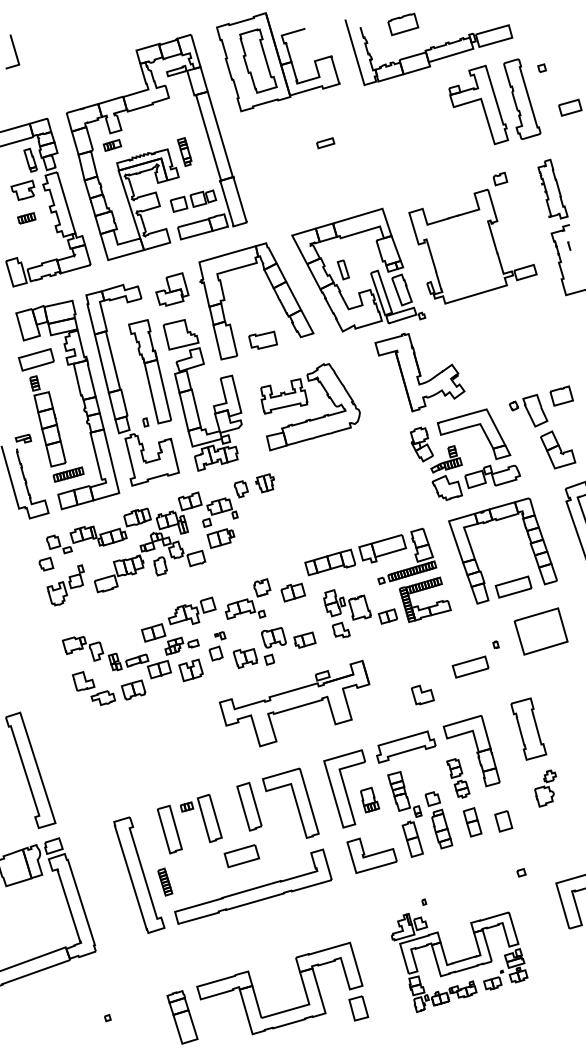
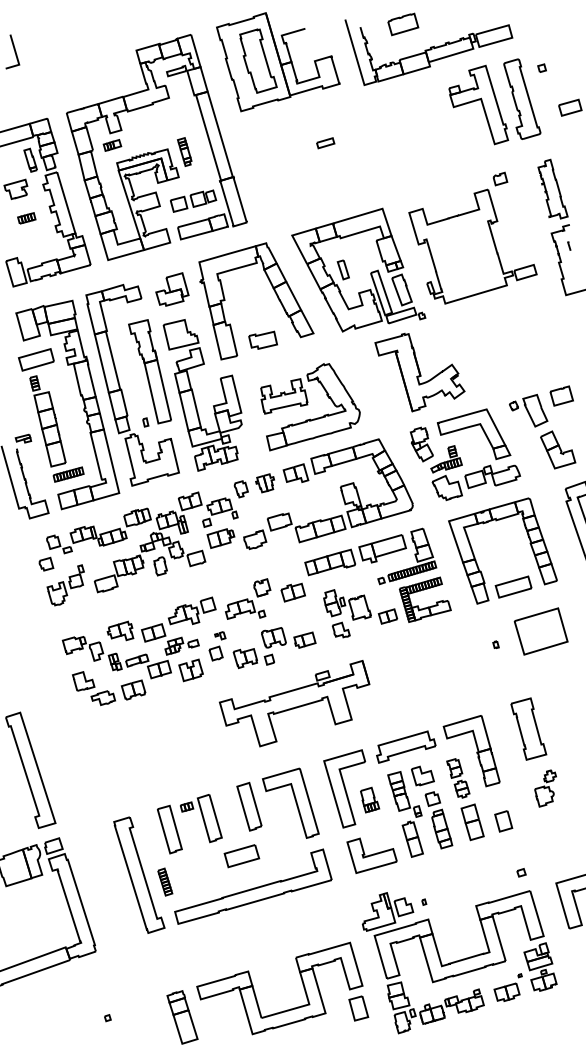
part position: (22, 189) -> (15, 188) (15, 188)
part: none -> present (340, 491)
part: none -> present (120, 630)
part: present -> none (470, 666)
part position: (422, 694) -> (422, 775) (422, 775)
part size: 21x31 px -> 25x39 px (472, 822)
part size: 138x102 px -> 197x145 px (459, 962)
